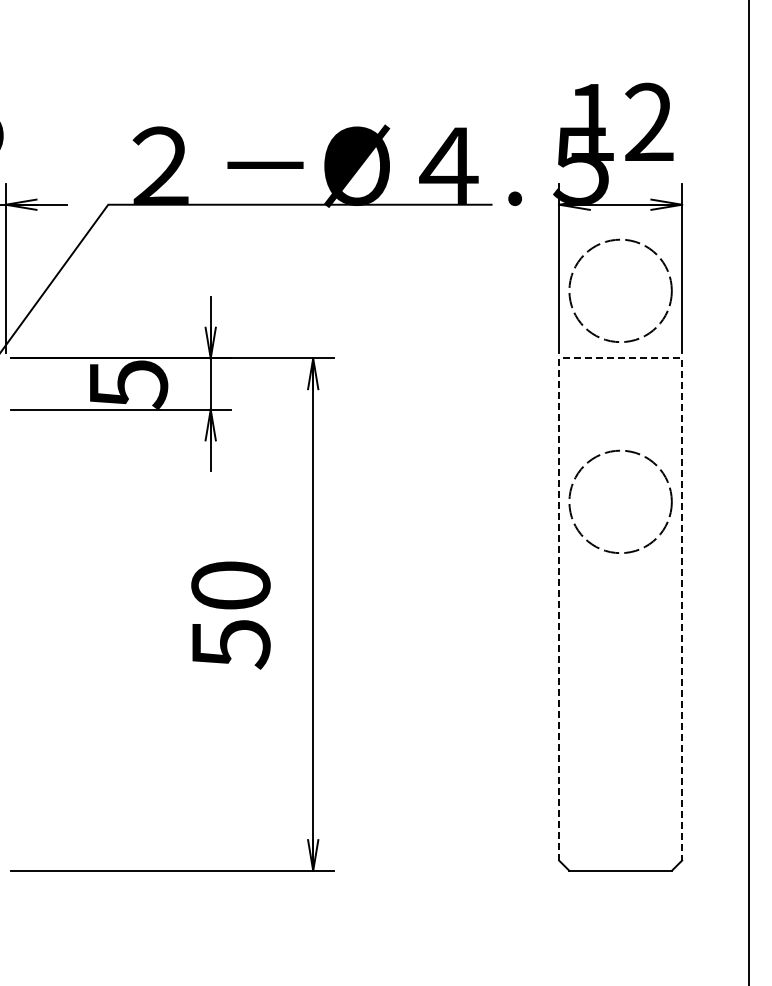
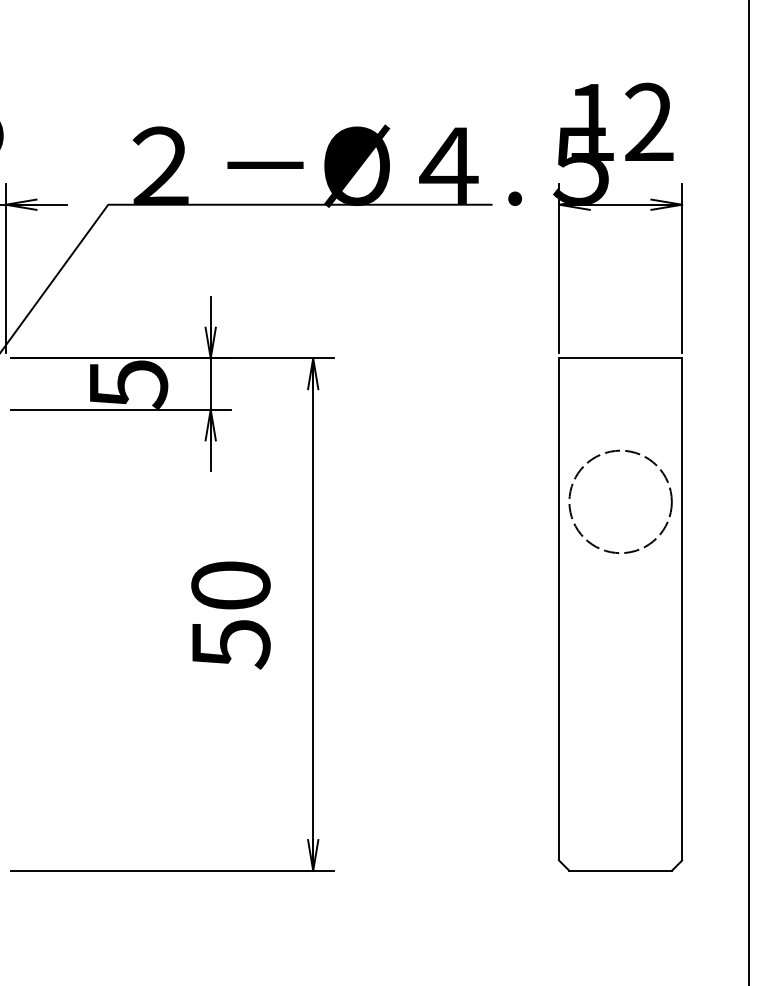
circle: present -> none (620, 290)
line: dashed -> solid (621, 358)
